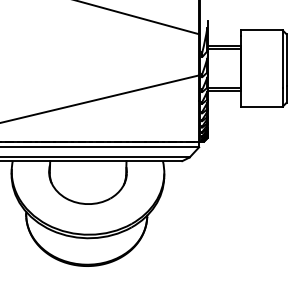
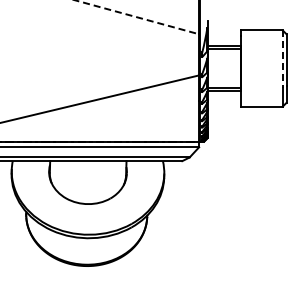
line: solid -> dashed (136, 17)
line: solid -> dashed (282, 59)
